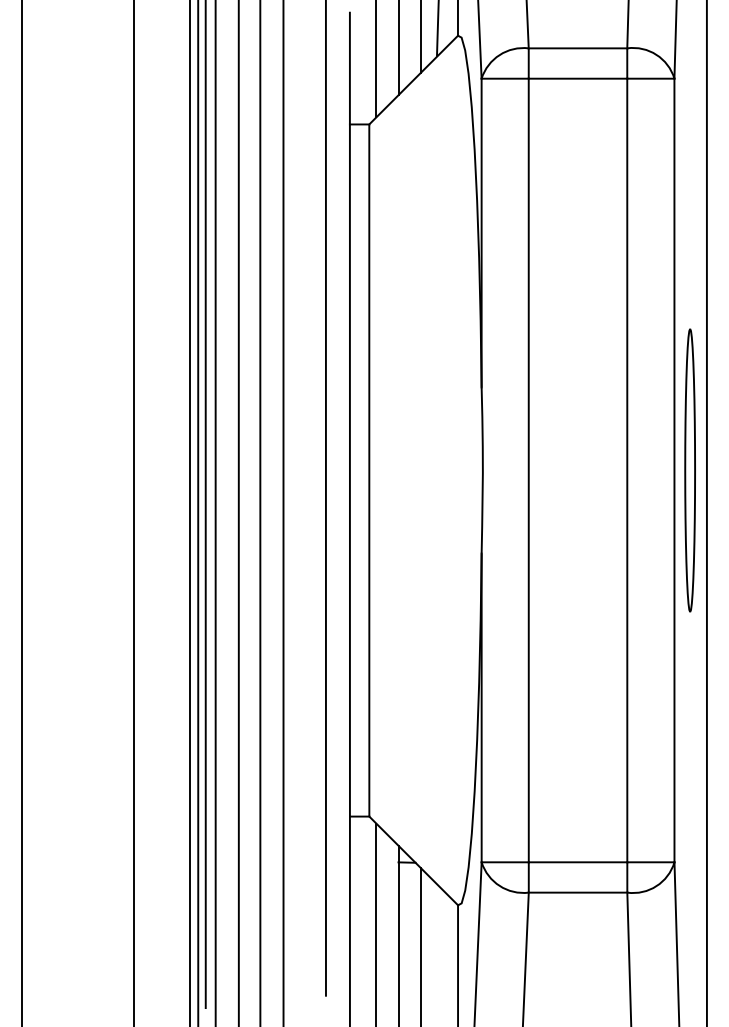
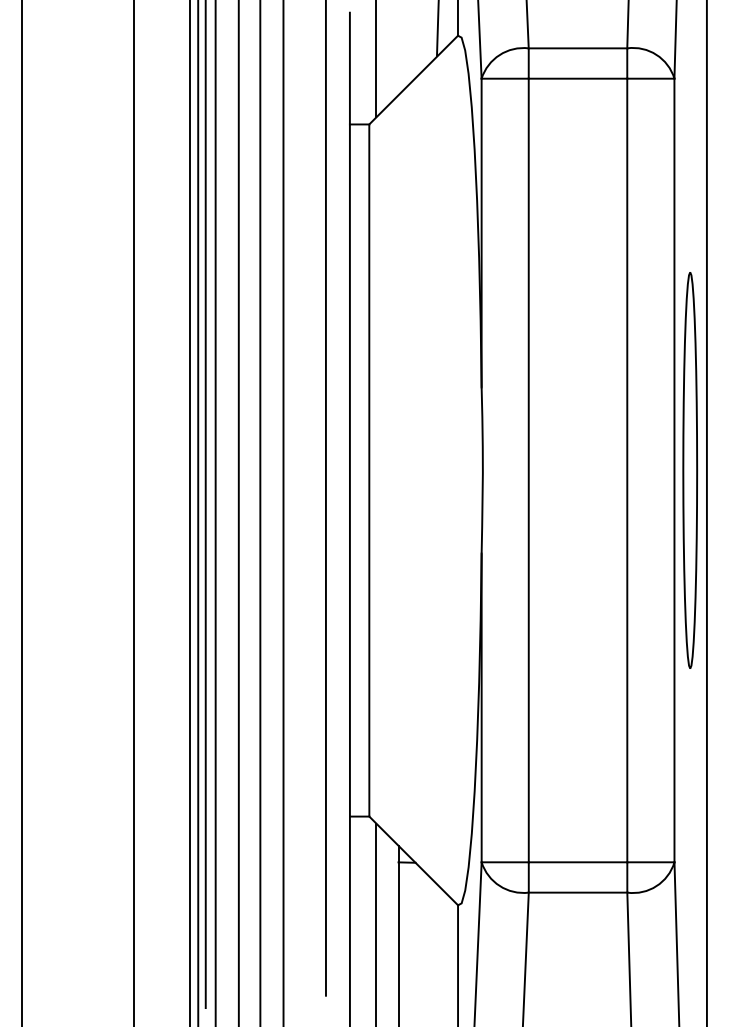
line: present -> none (420, 37)
line: present -> none (398, 48)
part size: 12x285 px -> 17x397 px (690, 470)
line: present -> none (420, 945)
